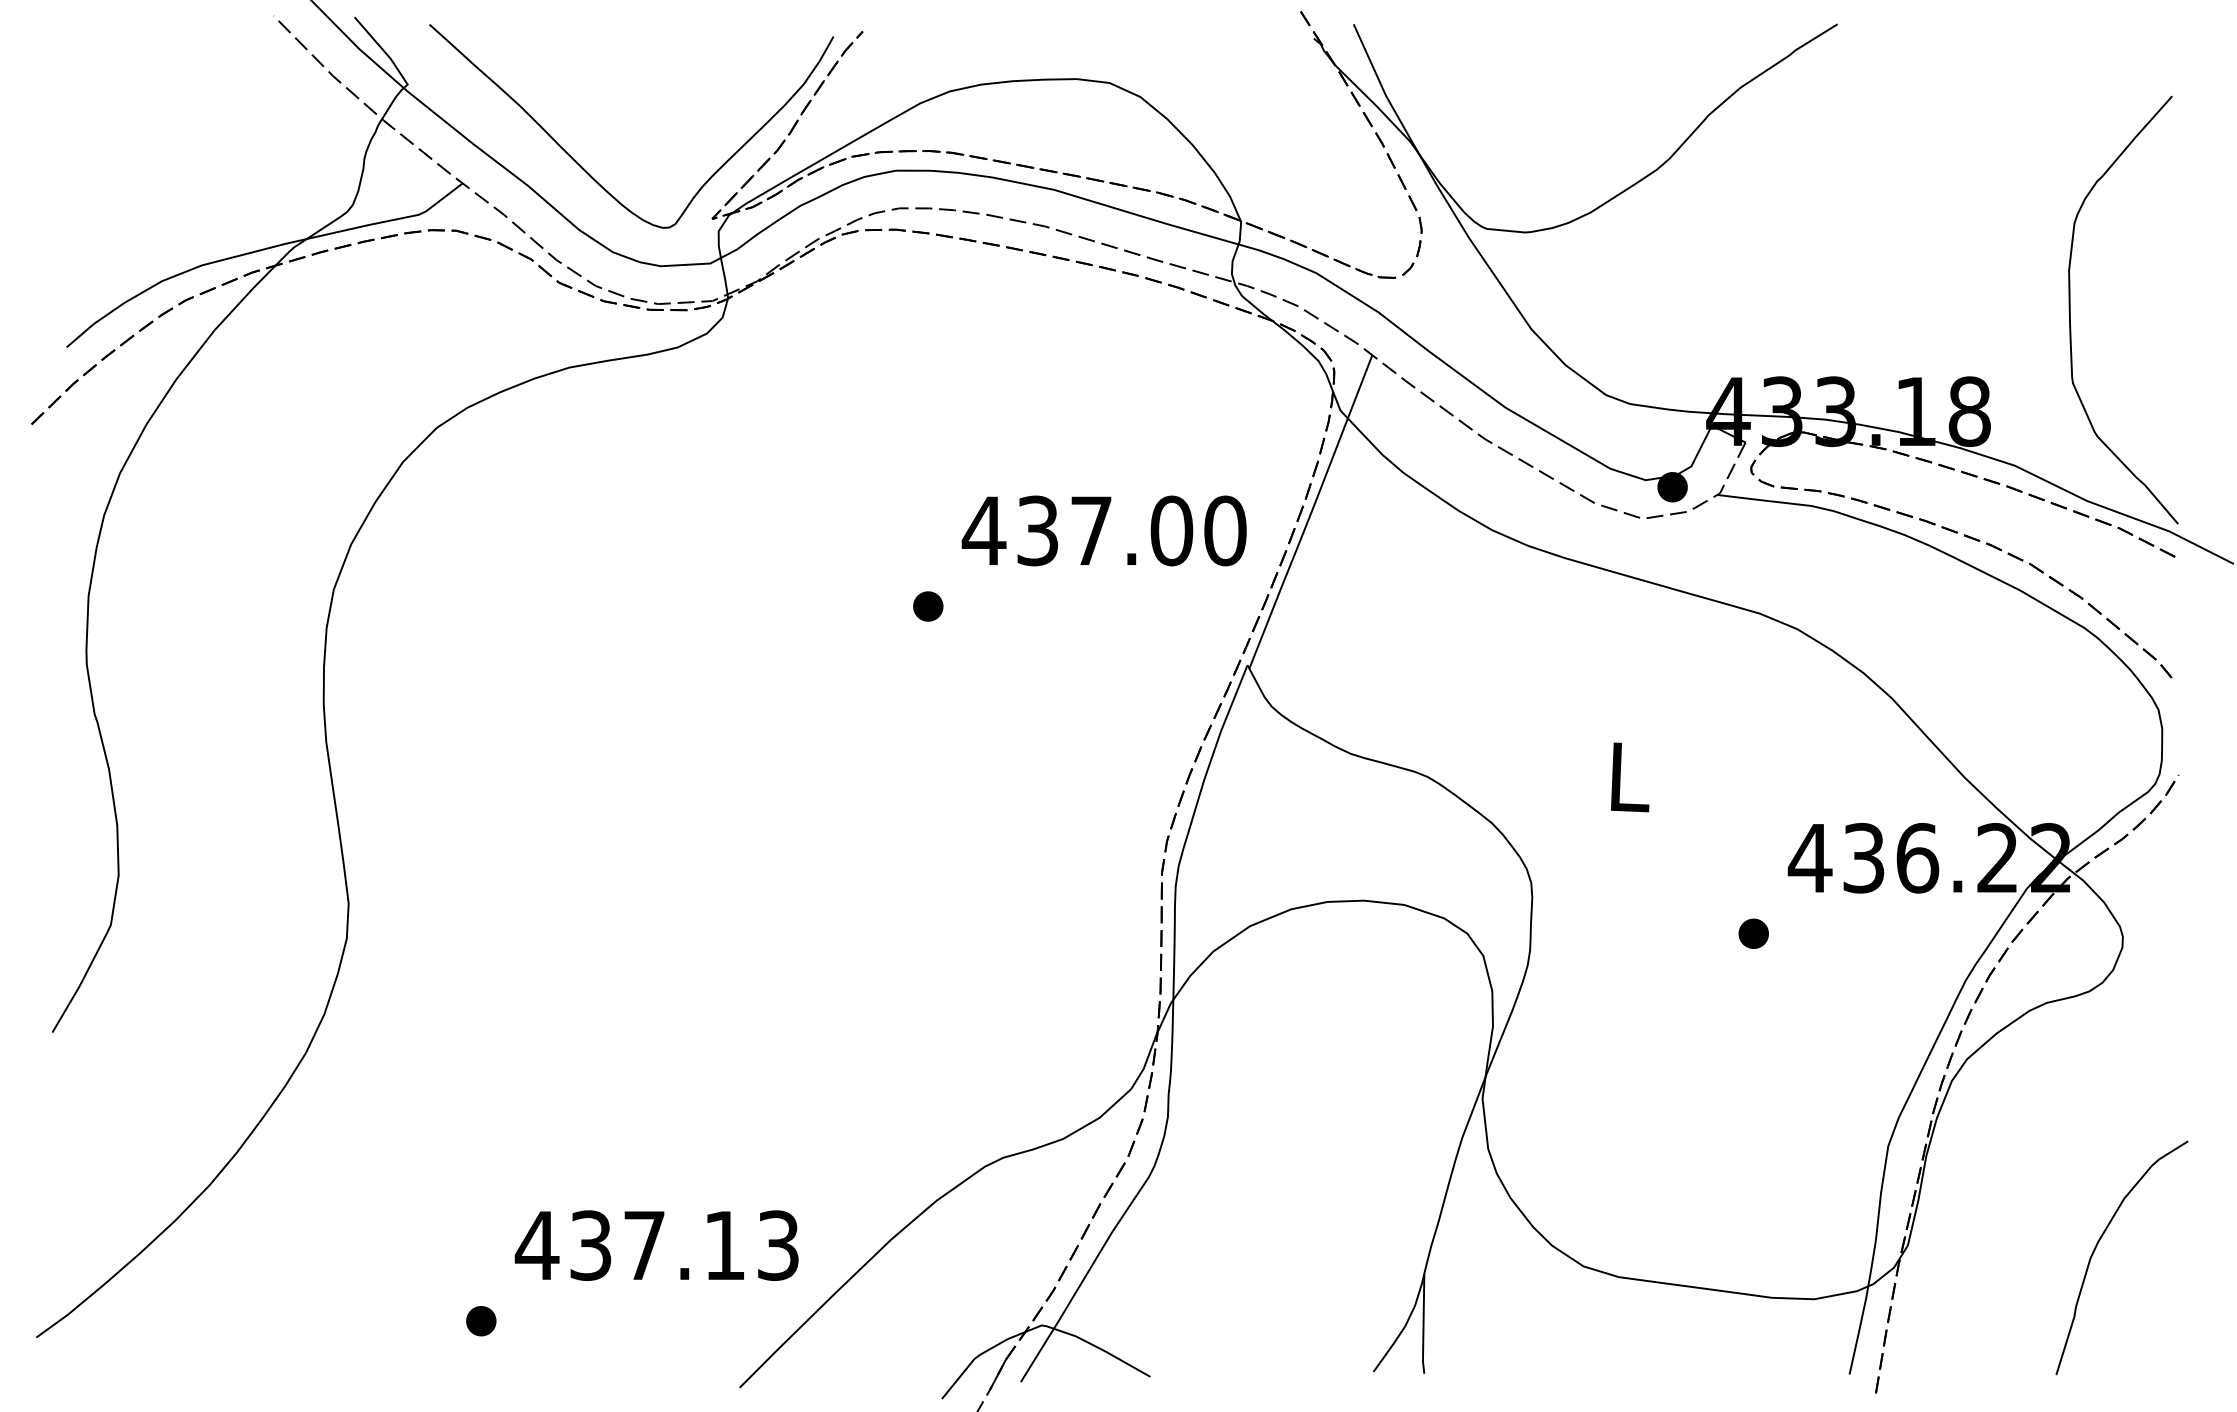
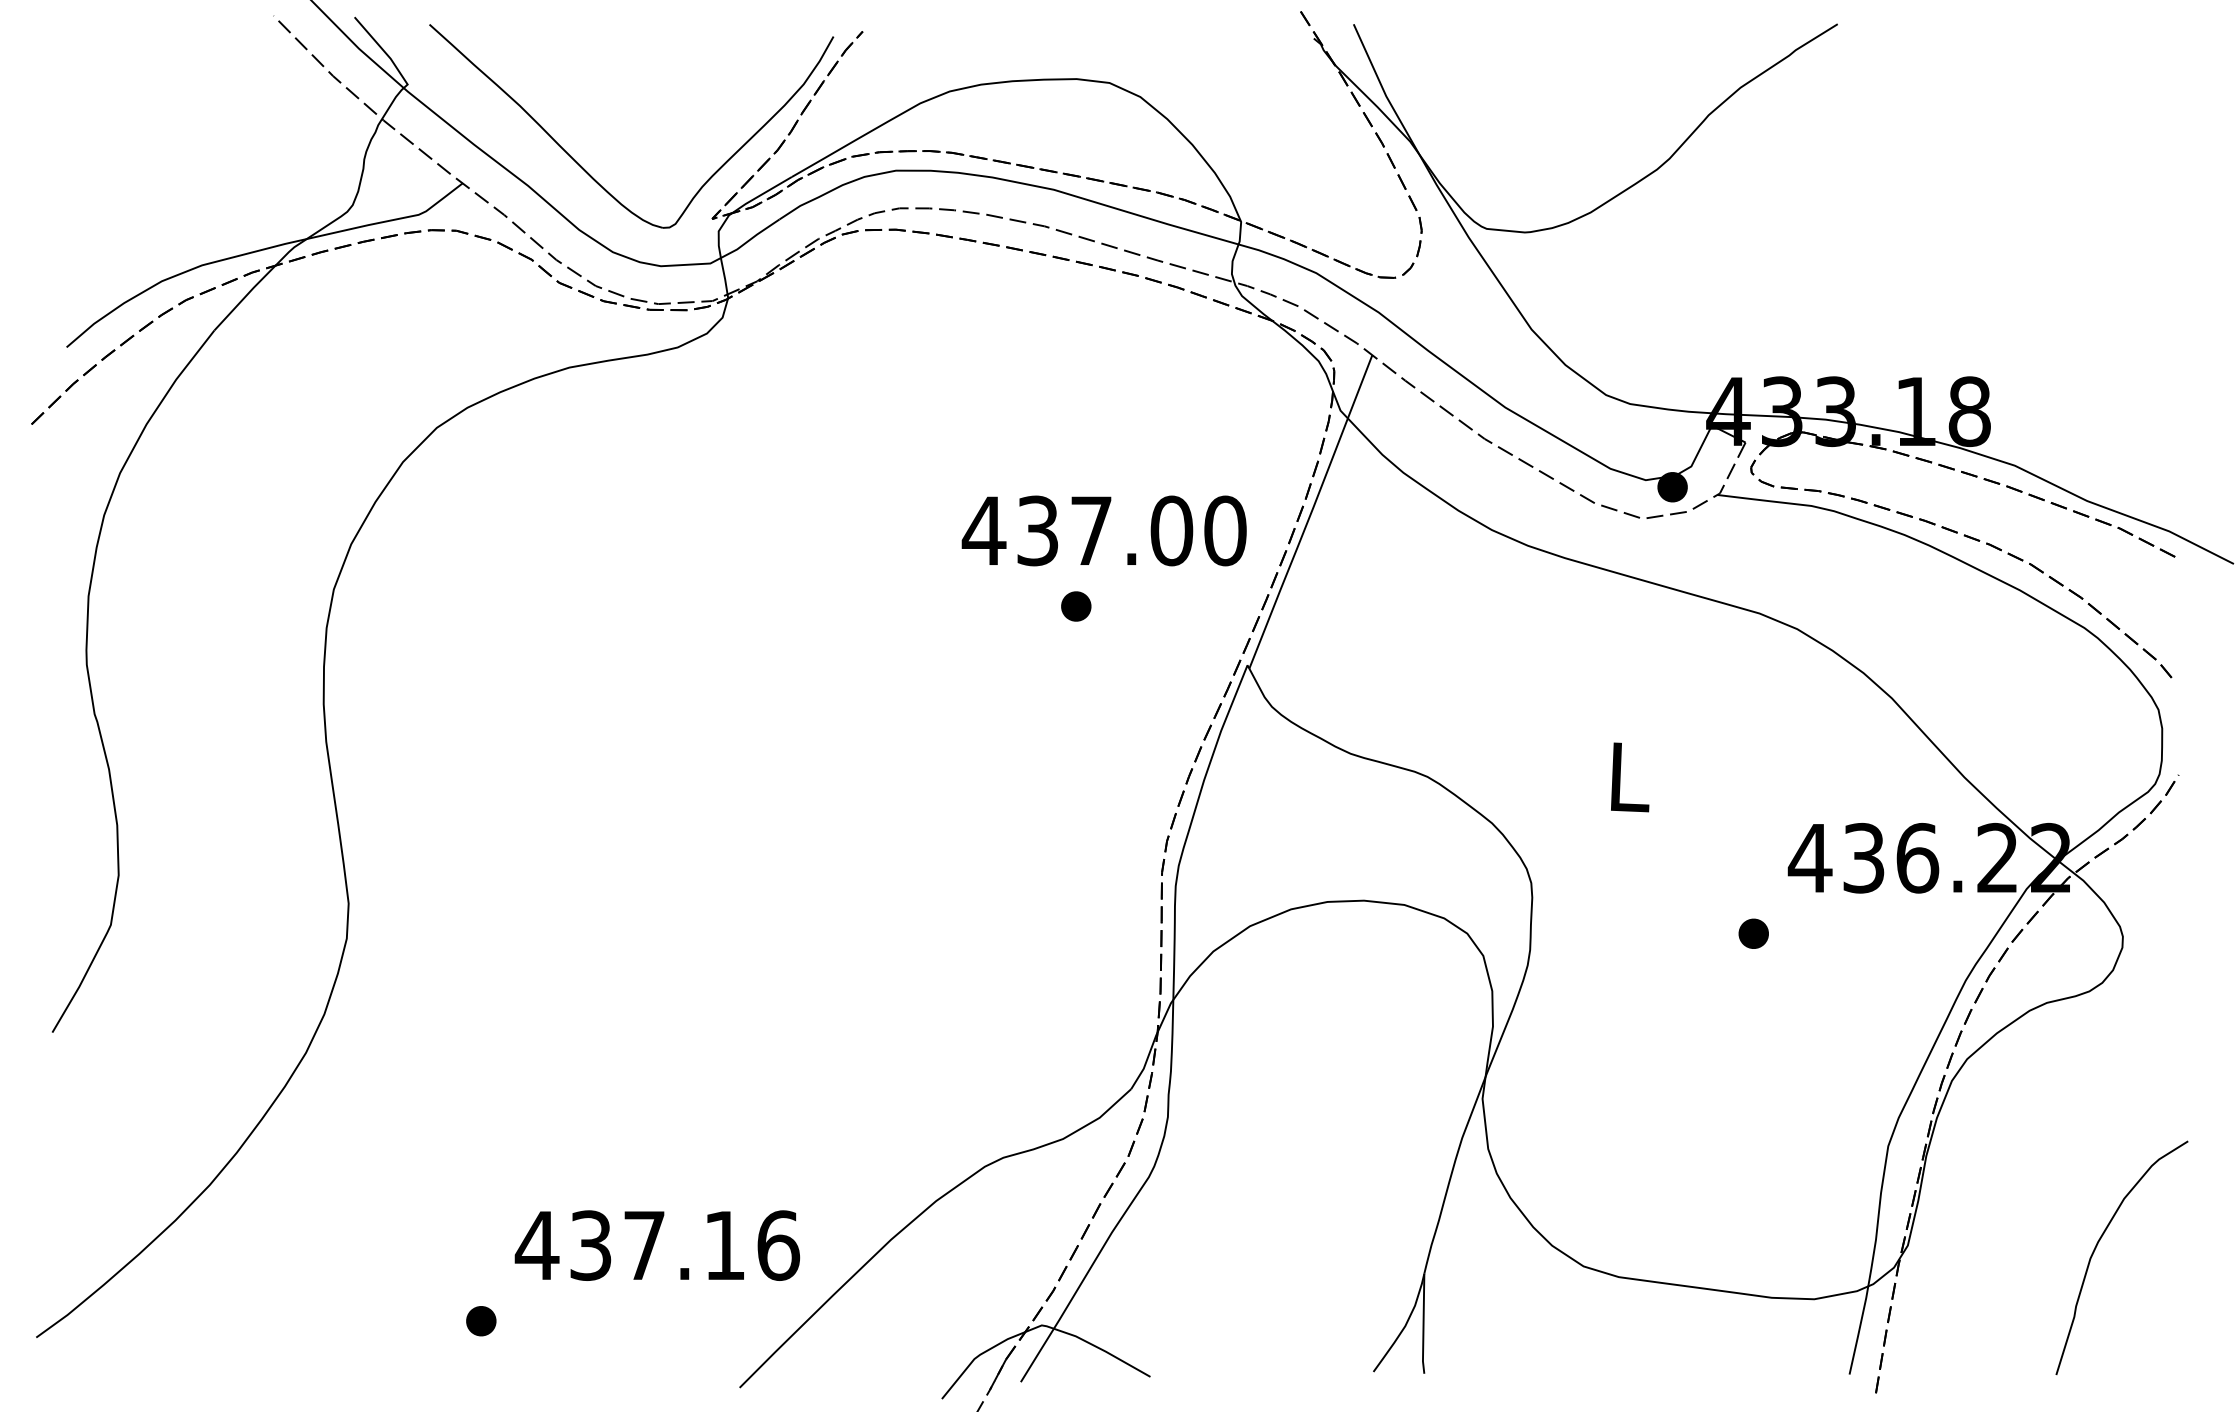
curve: present -> none (2070, 309)
part position: (928, 606) -> (1076, 606) (1076, 606)
text: 437.13 -> 437.16 (778, 1245)
